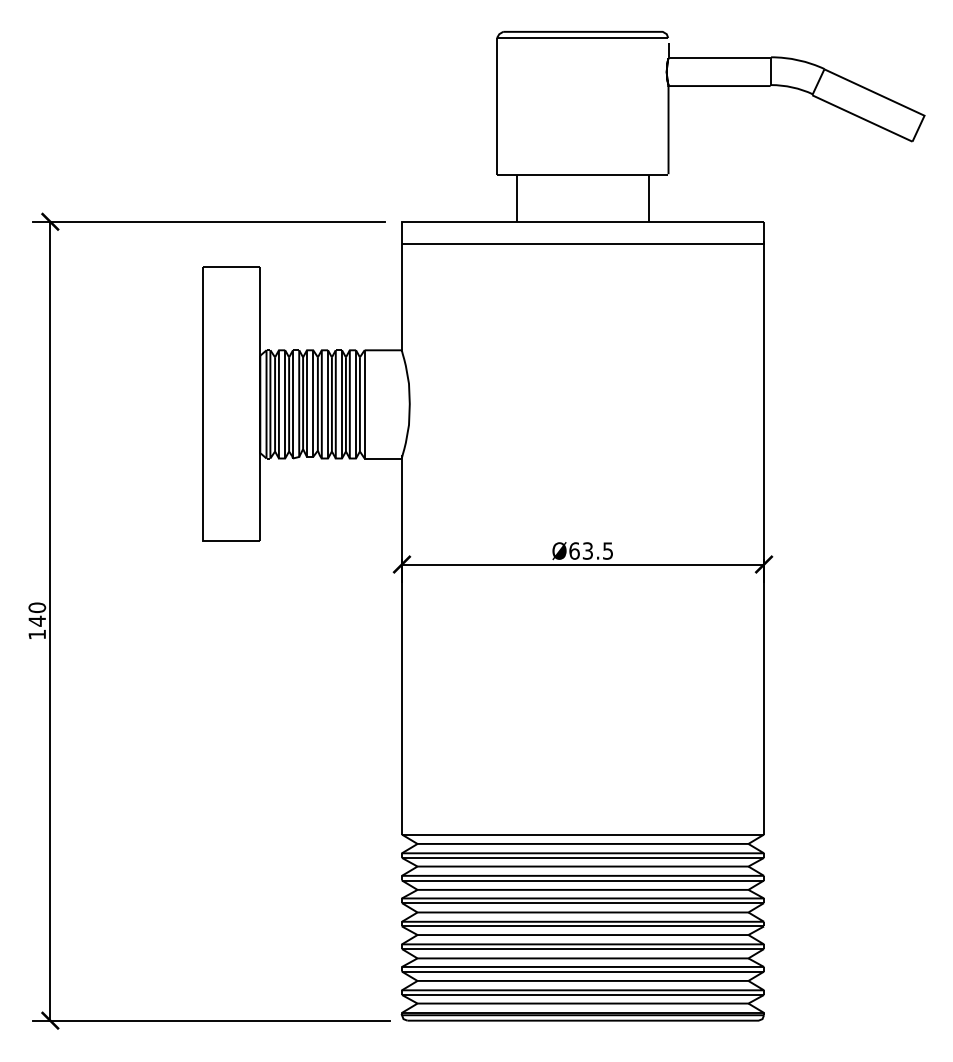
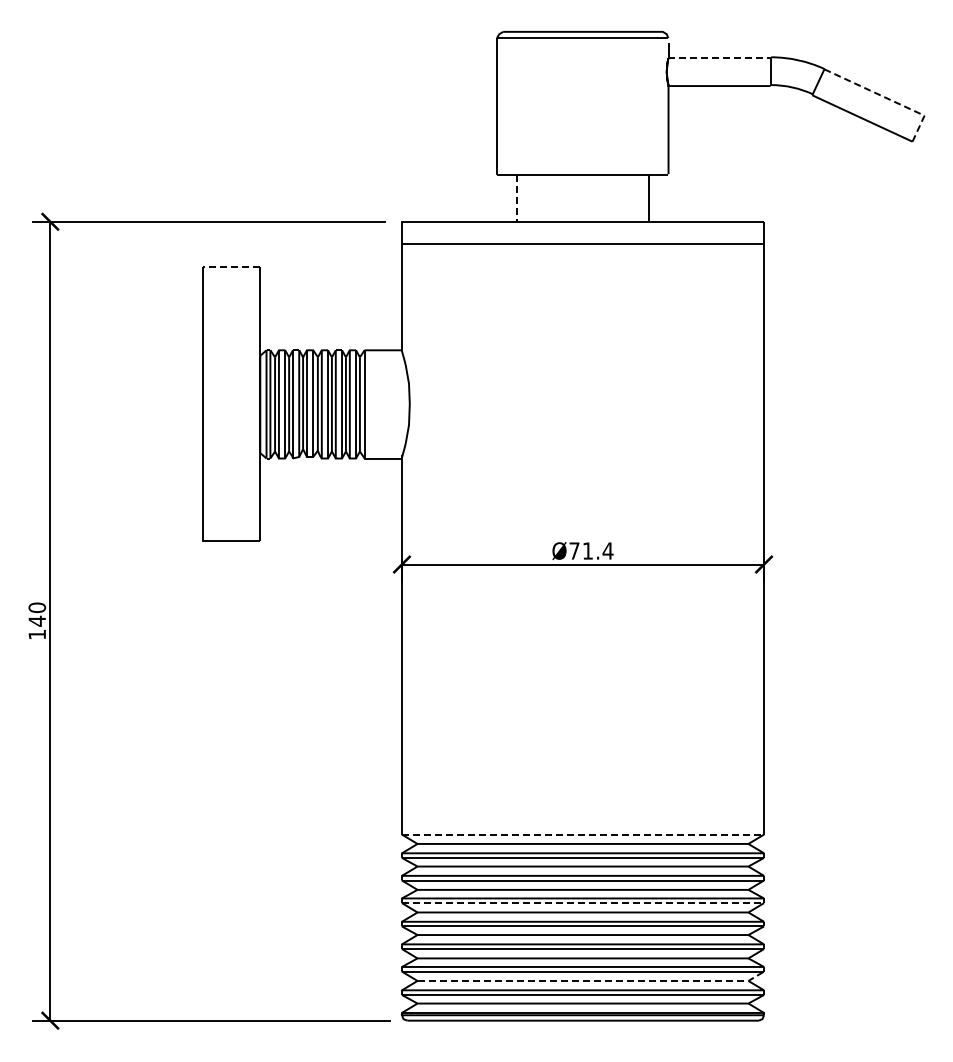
line: solid -> dashed (719, 57)
line: solid -> dashed (887, 98)
line: solid -> dashed (517, 198)
line: solid -> dashed (231, 267)
text: Ø63.5 -> Ø71.4 (591, 550)
line: solid -> dashed (583, 834)
line: solid -> dashed (583, 903)
line: solid -> dashed (593, 980)
